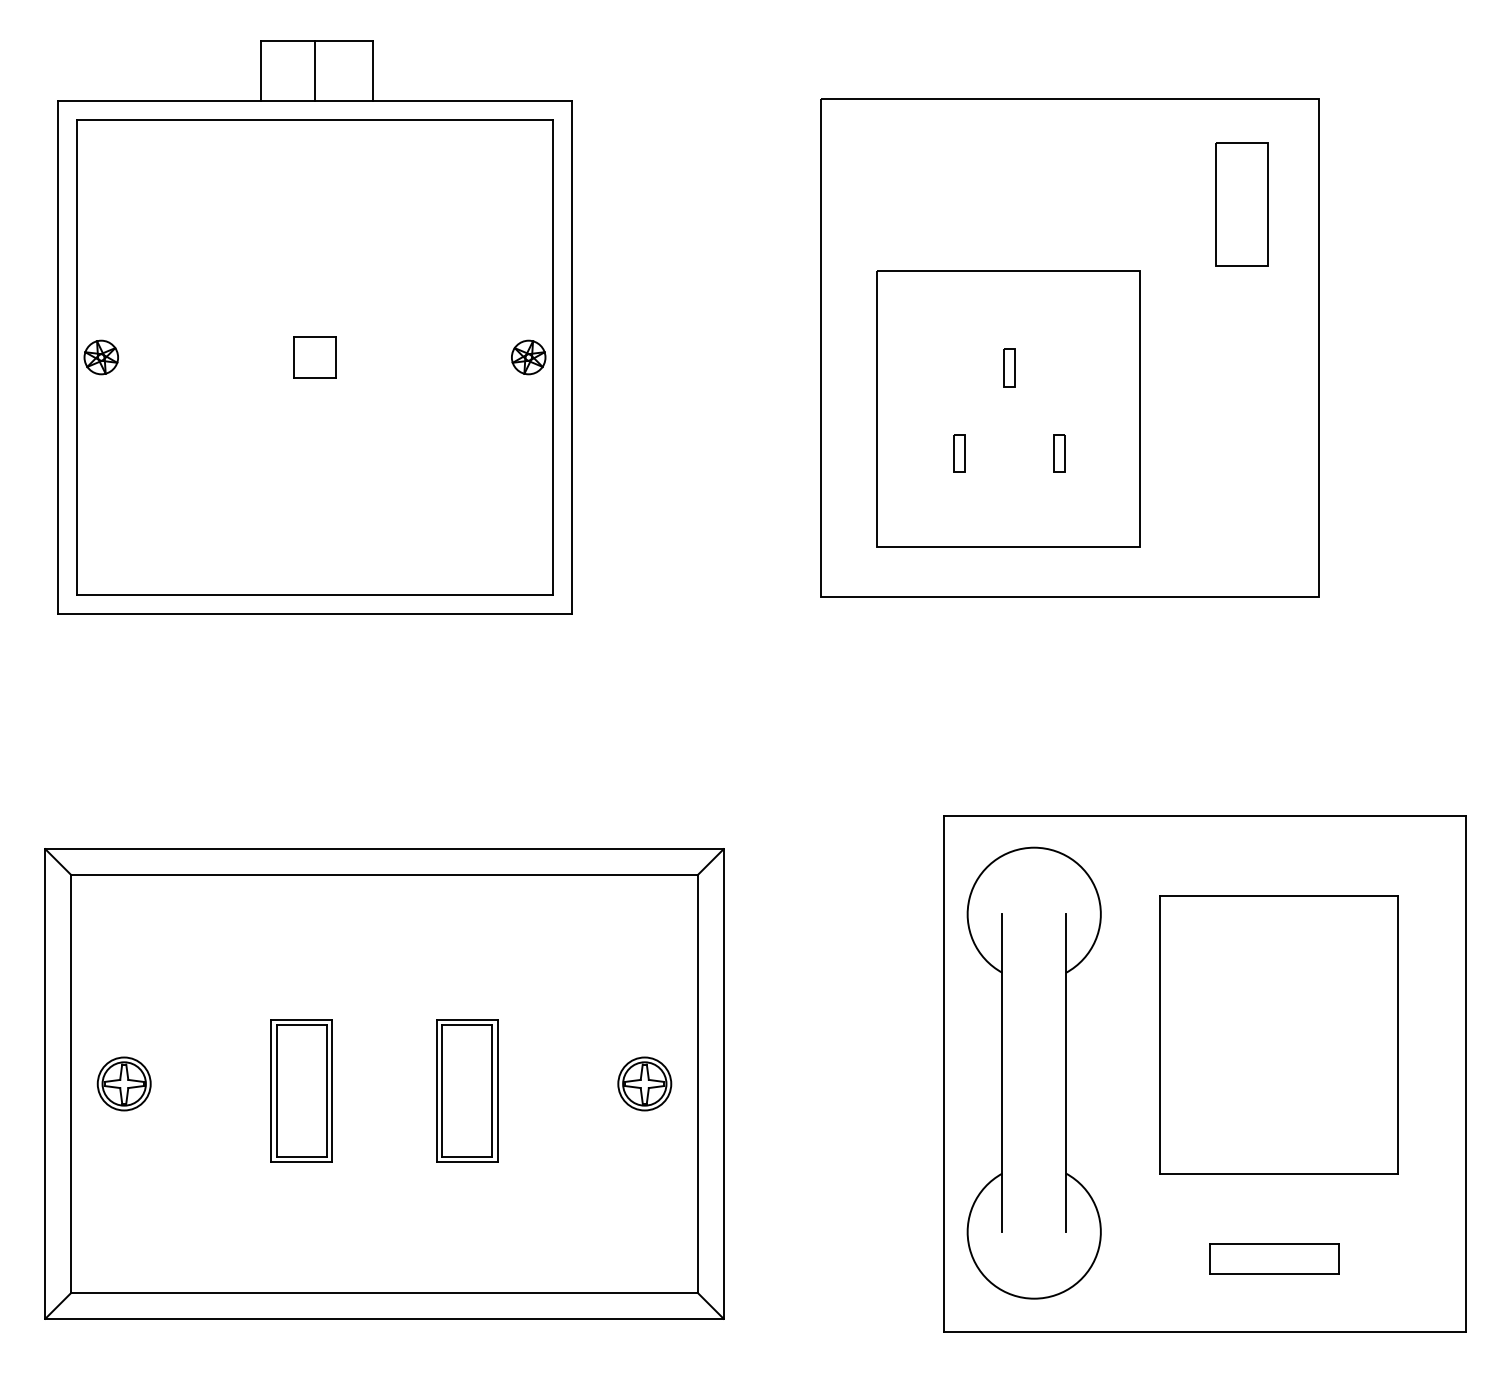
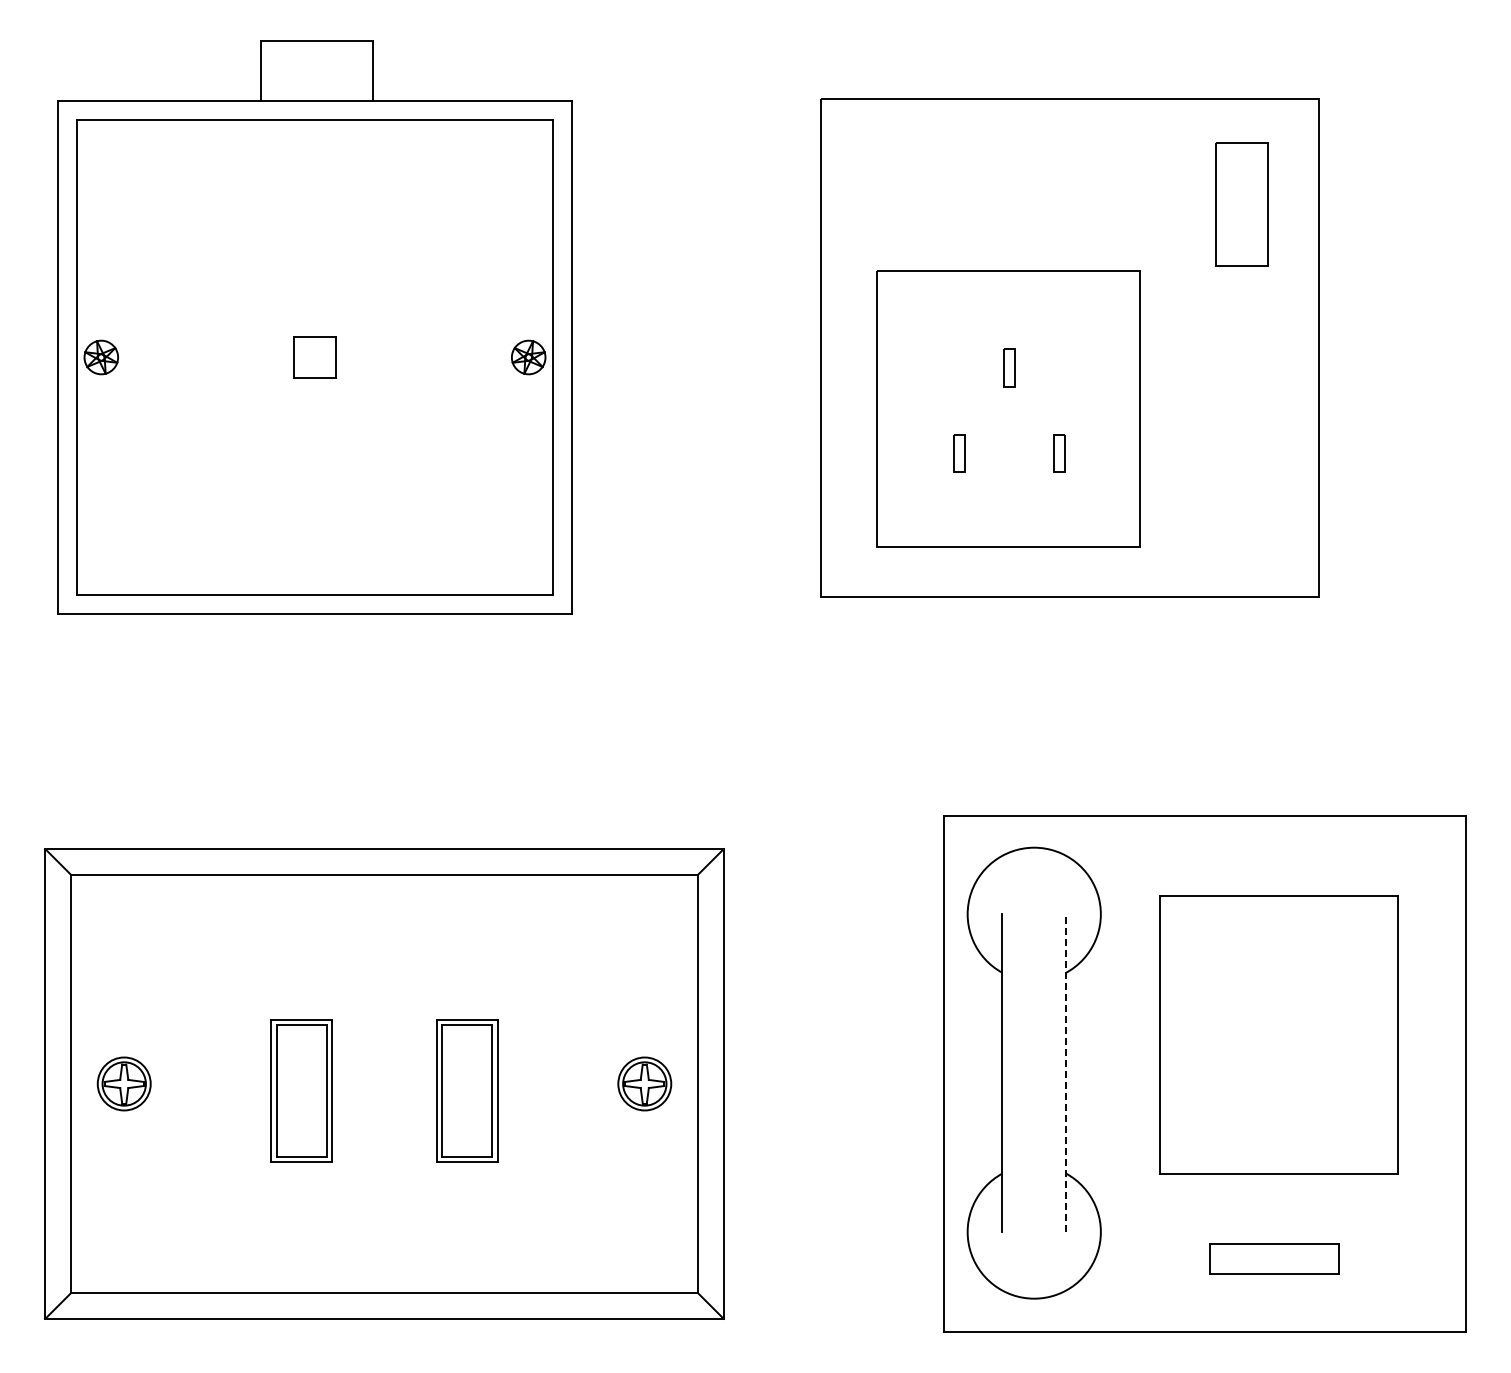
line: present -> none (315, 70)
line: solid -> dashed (1066, 1073)
